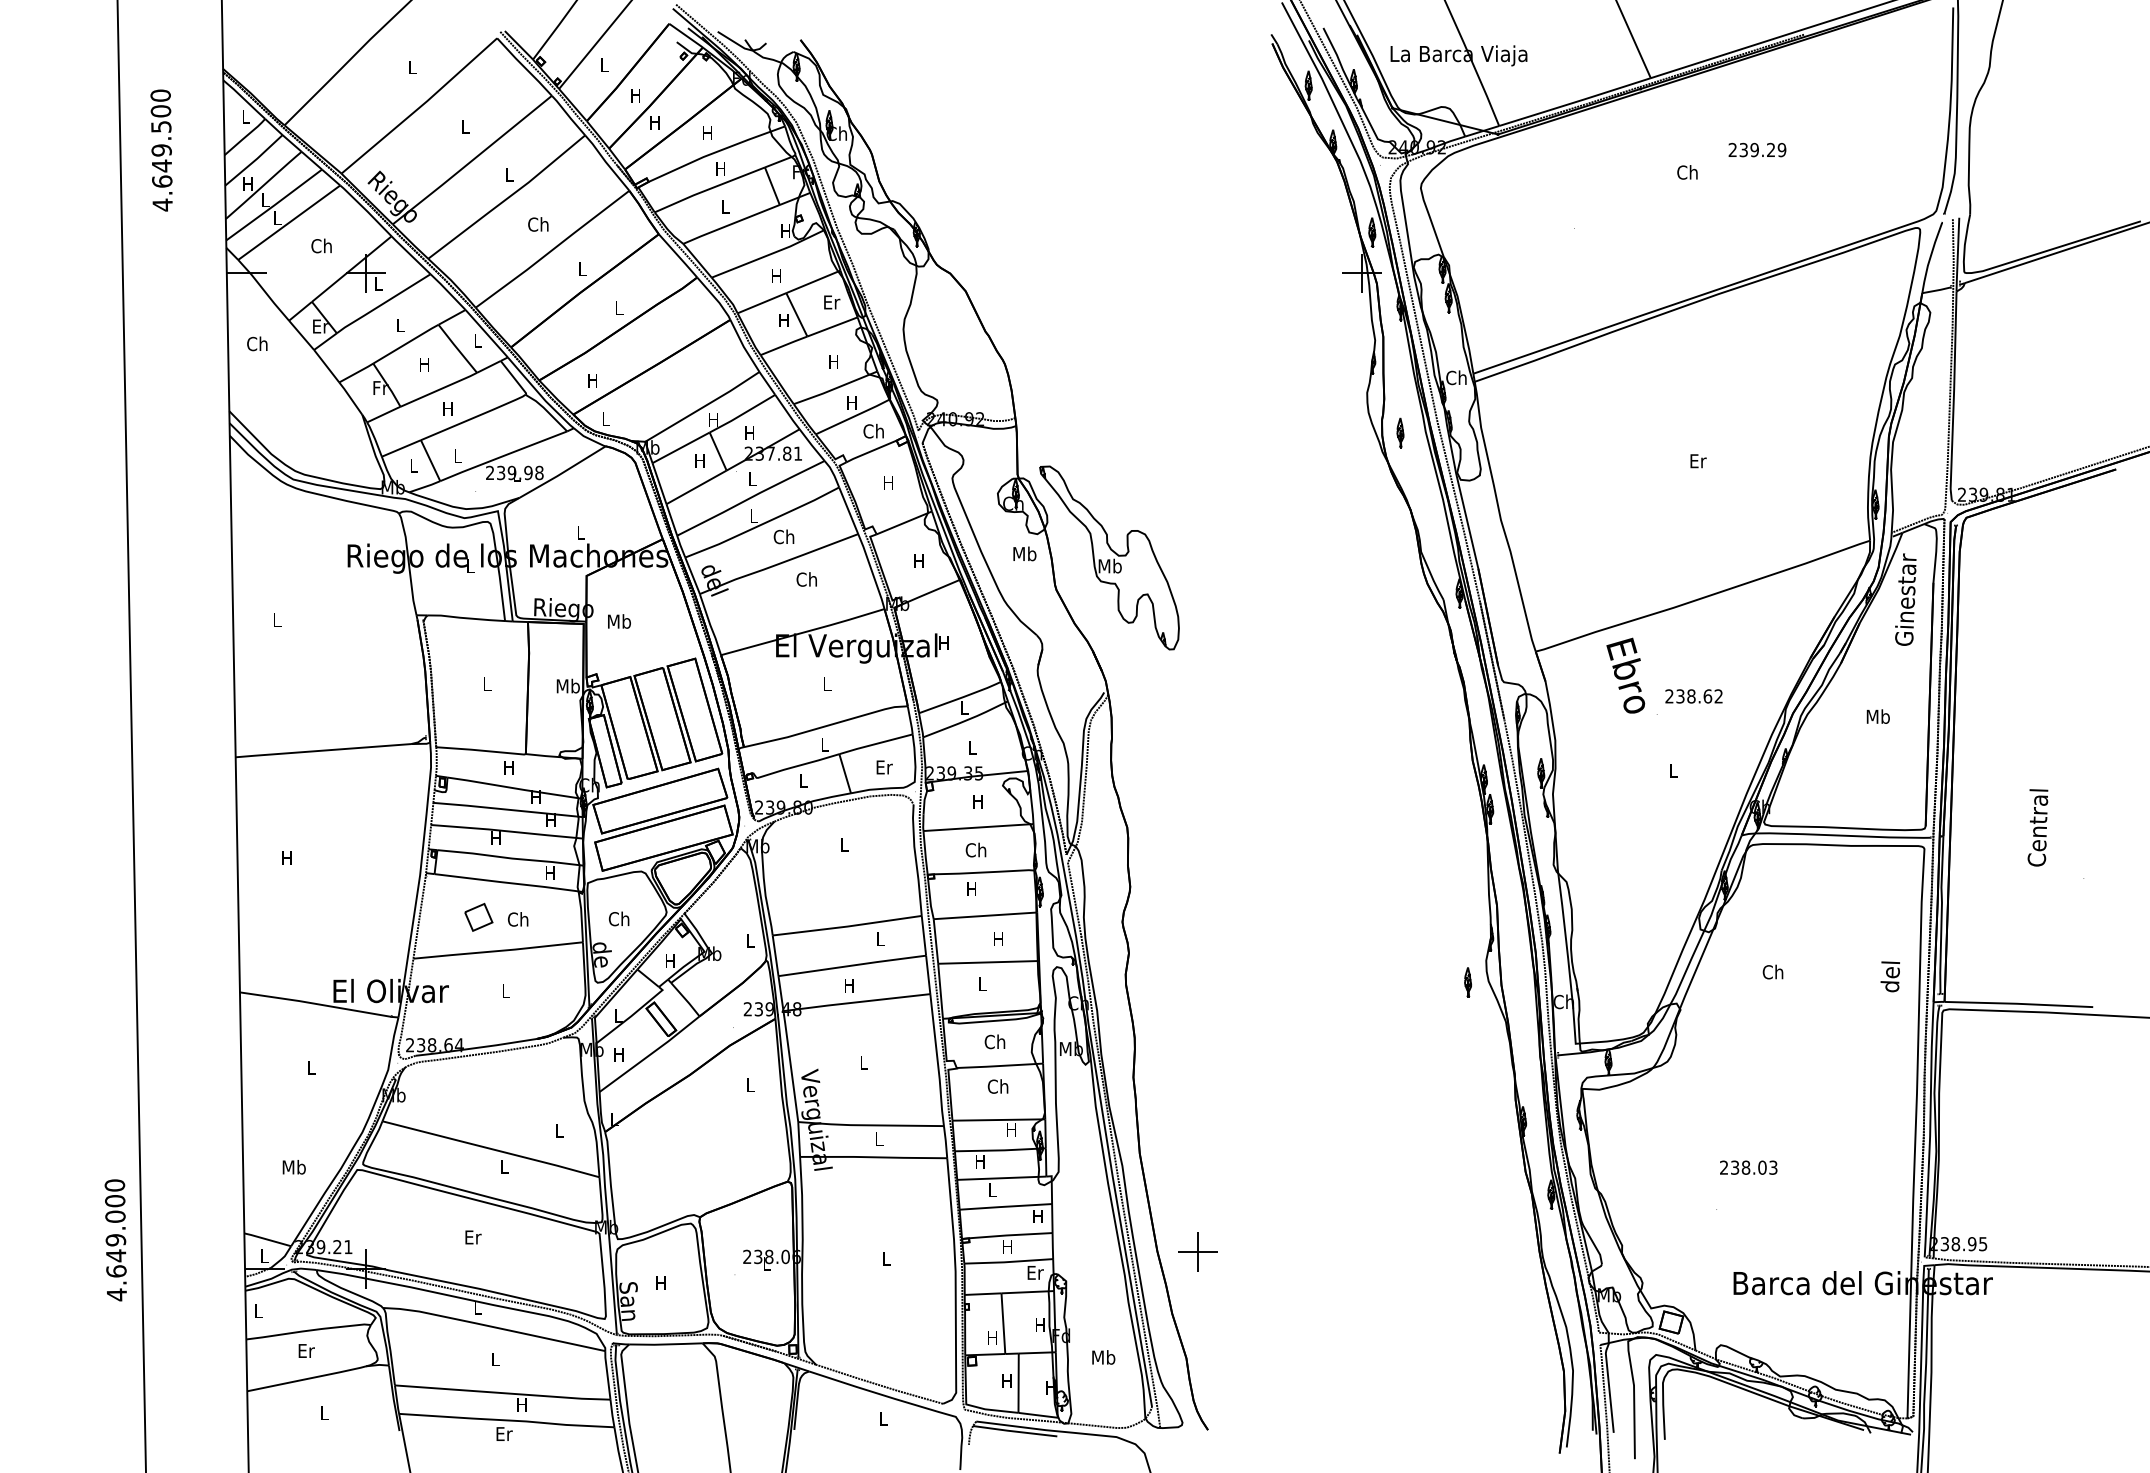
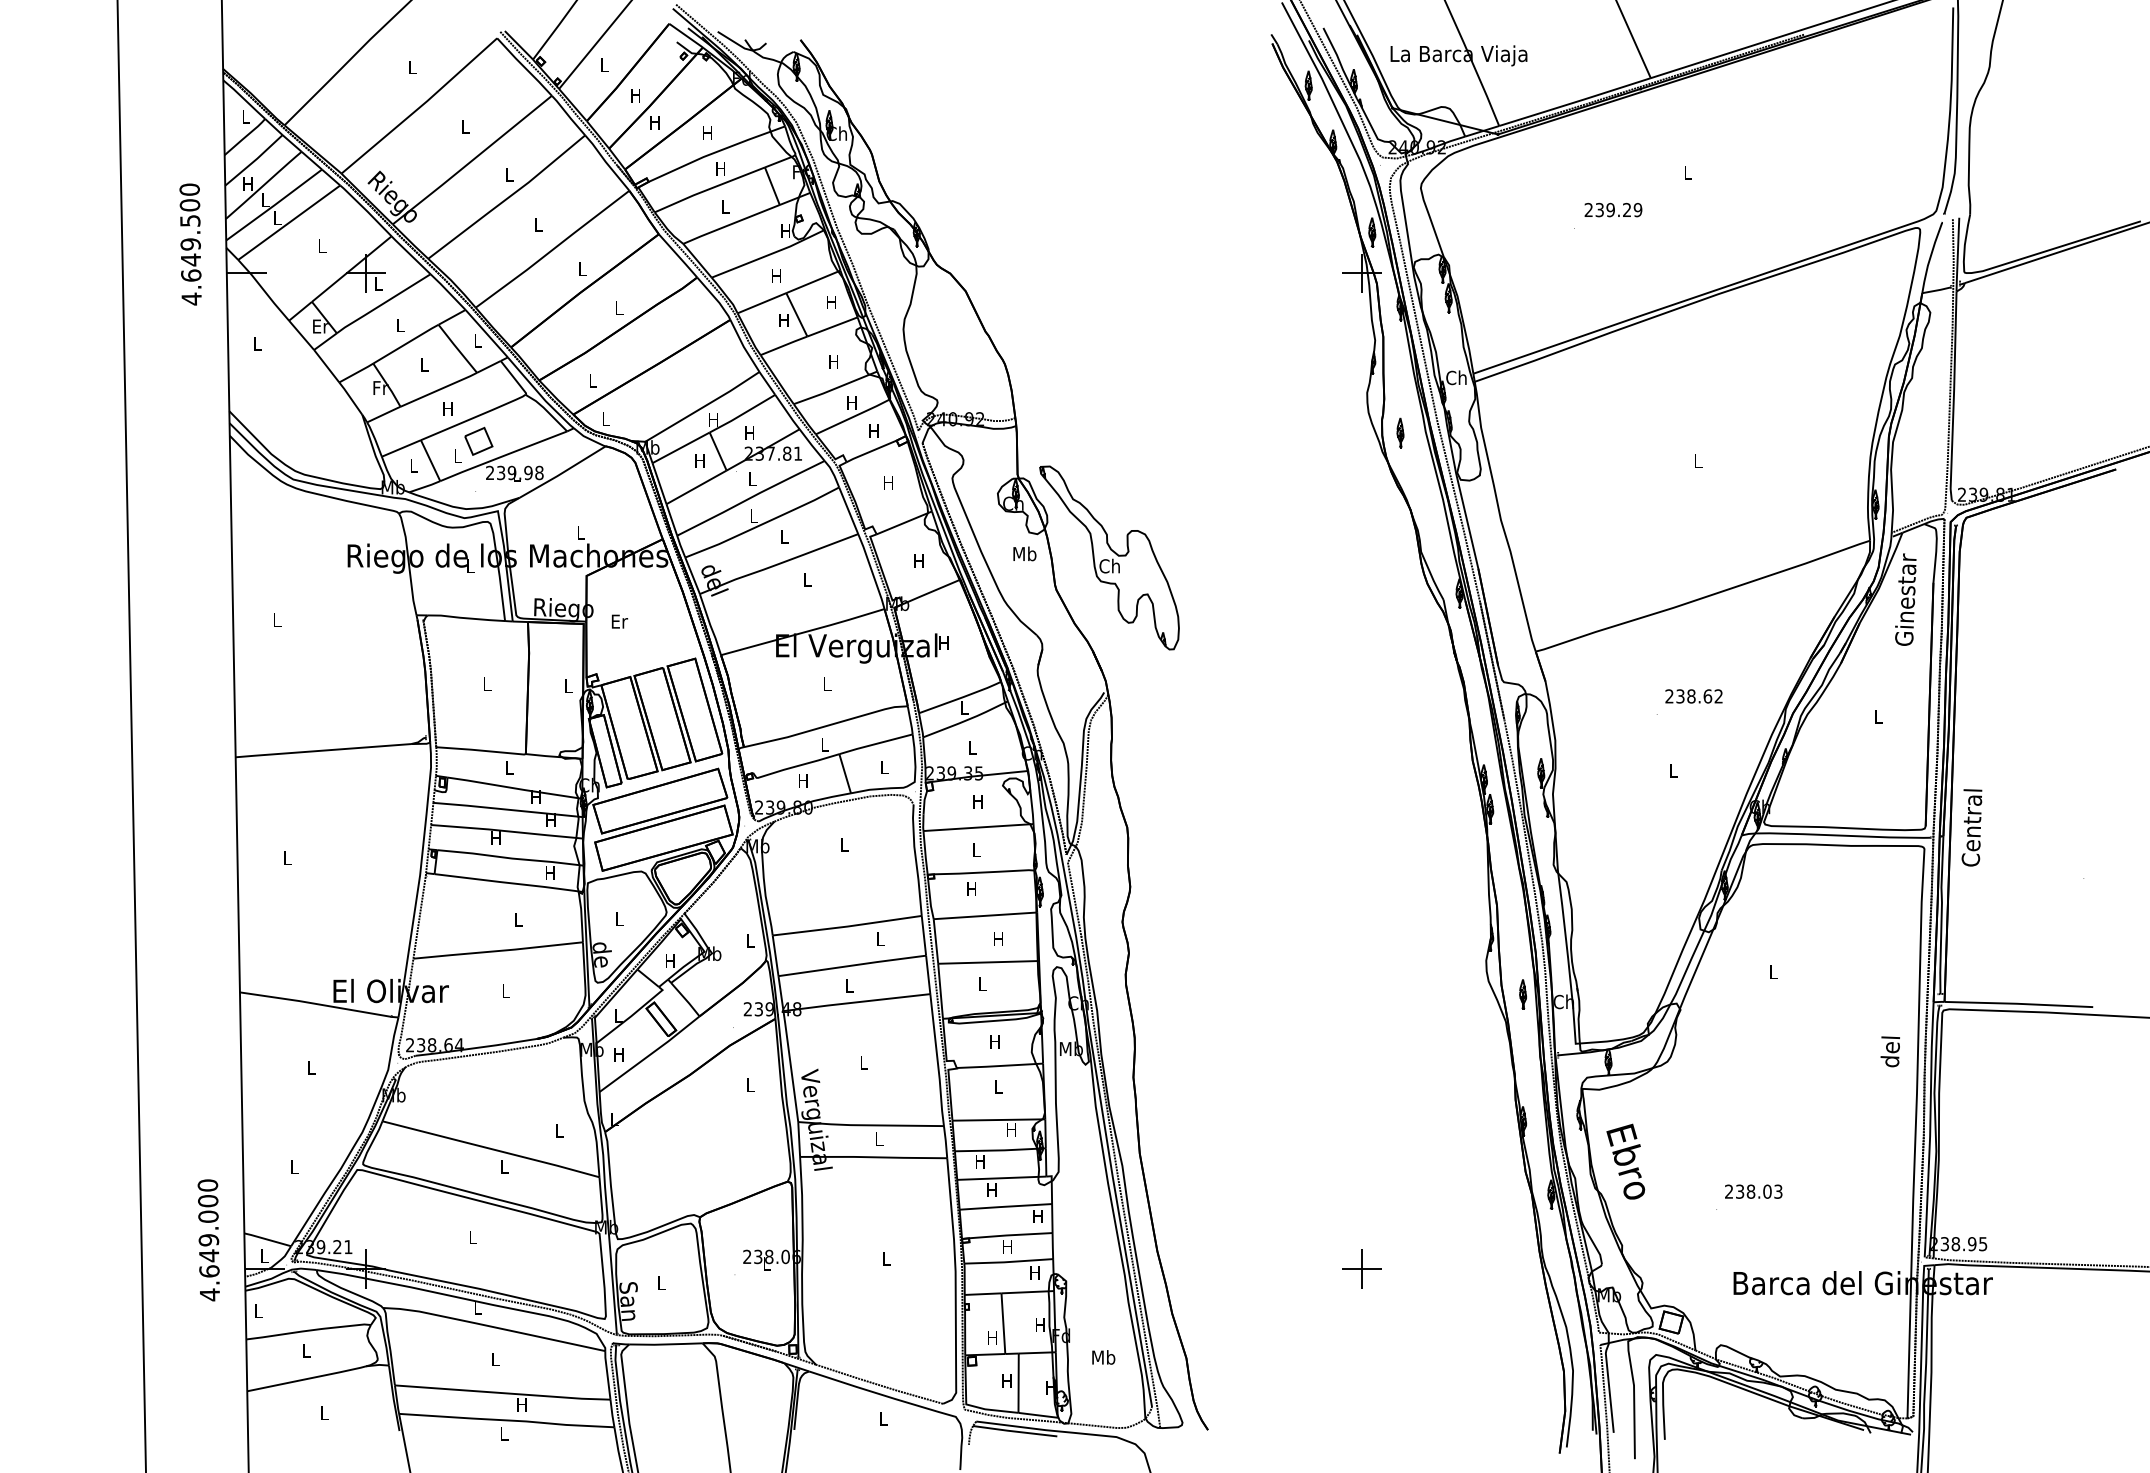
text position: (1757, 149) -> (1613, 209) (1613, 209)
text position: (161, 150) -> (190, 244) (190, 244)
text: Ch -> L (1687, 172)
text: Ch -> L (538, 224)
text: Ch -> L (321, 245)
text: Er -> H (832, 302)
text: Ch -> L (257, 343)
text: H -> L (424, 364)
text: H -> L (592, 380)
text: Ch -> H (873, 430)
text: Er -> L (1698, 461)
text: Ch -> L (783, 536)
text: Mb -> Ch (1109, 565)
text: Ch -> L (806, 579)
text: Mb -> Er (619, 621)
text position: (1625, 675) -> (1625, 1161) (1625, 1161)
text: Mb -> L (567, 685)
text: Mb -> L (1877, 716)
text: H -> L (508, 767)
text: Er -> L (884, 767)
text: L -> H (803, 780)
text position: (2037, 827) -> (1971, 827) (1971, 827)
text: Ch -> L (975, 849)
text: H -> L (286, 857)
part position: (478, 916) -> (478, 440) (478, 440)
text: Ch -> L (618, 918)
text: Ch -> L (517, 919)
text: Ch -> L (1772, 971)
text position: (1889, 976) -> (1889, 1051) (1889, 1051)
part position: (1467, 982) -> (1522, 994) (1522, 994)
text: H -> L (849, 985)
text: Ch -> H (994, 1041)
text: Ch -> L (997, 1086)
text: Mb -> L (293, 1167)
text position: (1748, 1167) -> (1753, 1191) (1753, 1191)
text: L -> H (991, 1189)
text: Er -> L (473, 1237)
text position: (115, 1240) -> (208, 1240) (208, 1240)
part position: (1197, 1251) -> (1361, 1268) (1361, 1268)
text: Er -> H (1035, 1272)
text: H -> L (660, 1282)
text: Er -> L (306, 1350)
text: Er -> L (504, 1433)
